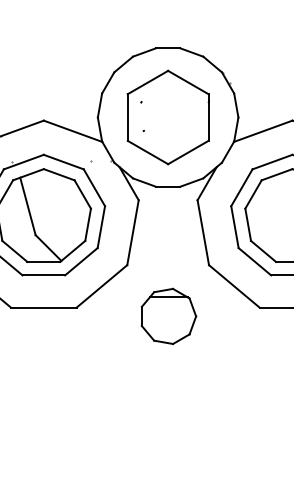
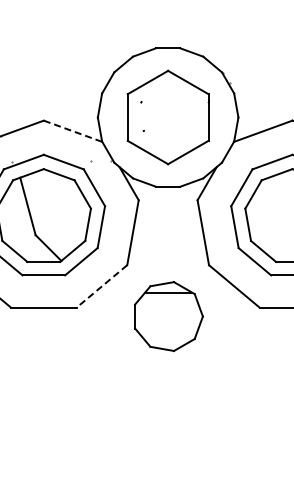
line: solid -> dashed (73, 131)
line: solid -> dashed (102, 286)
part size: 58x58 px -> 70x71 px (168, 316)
